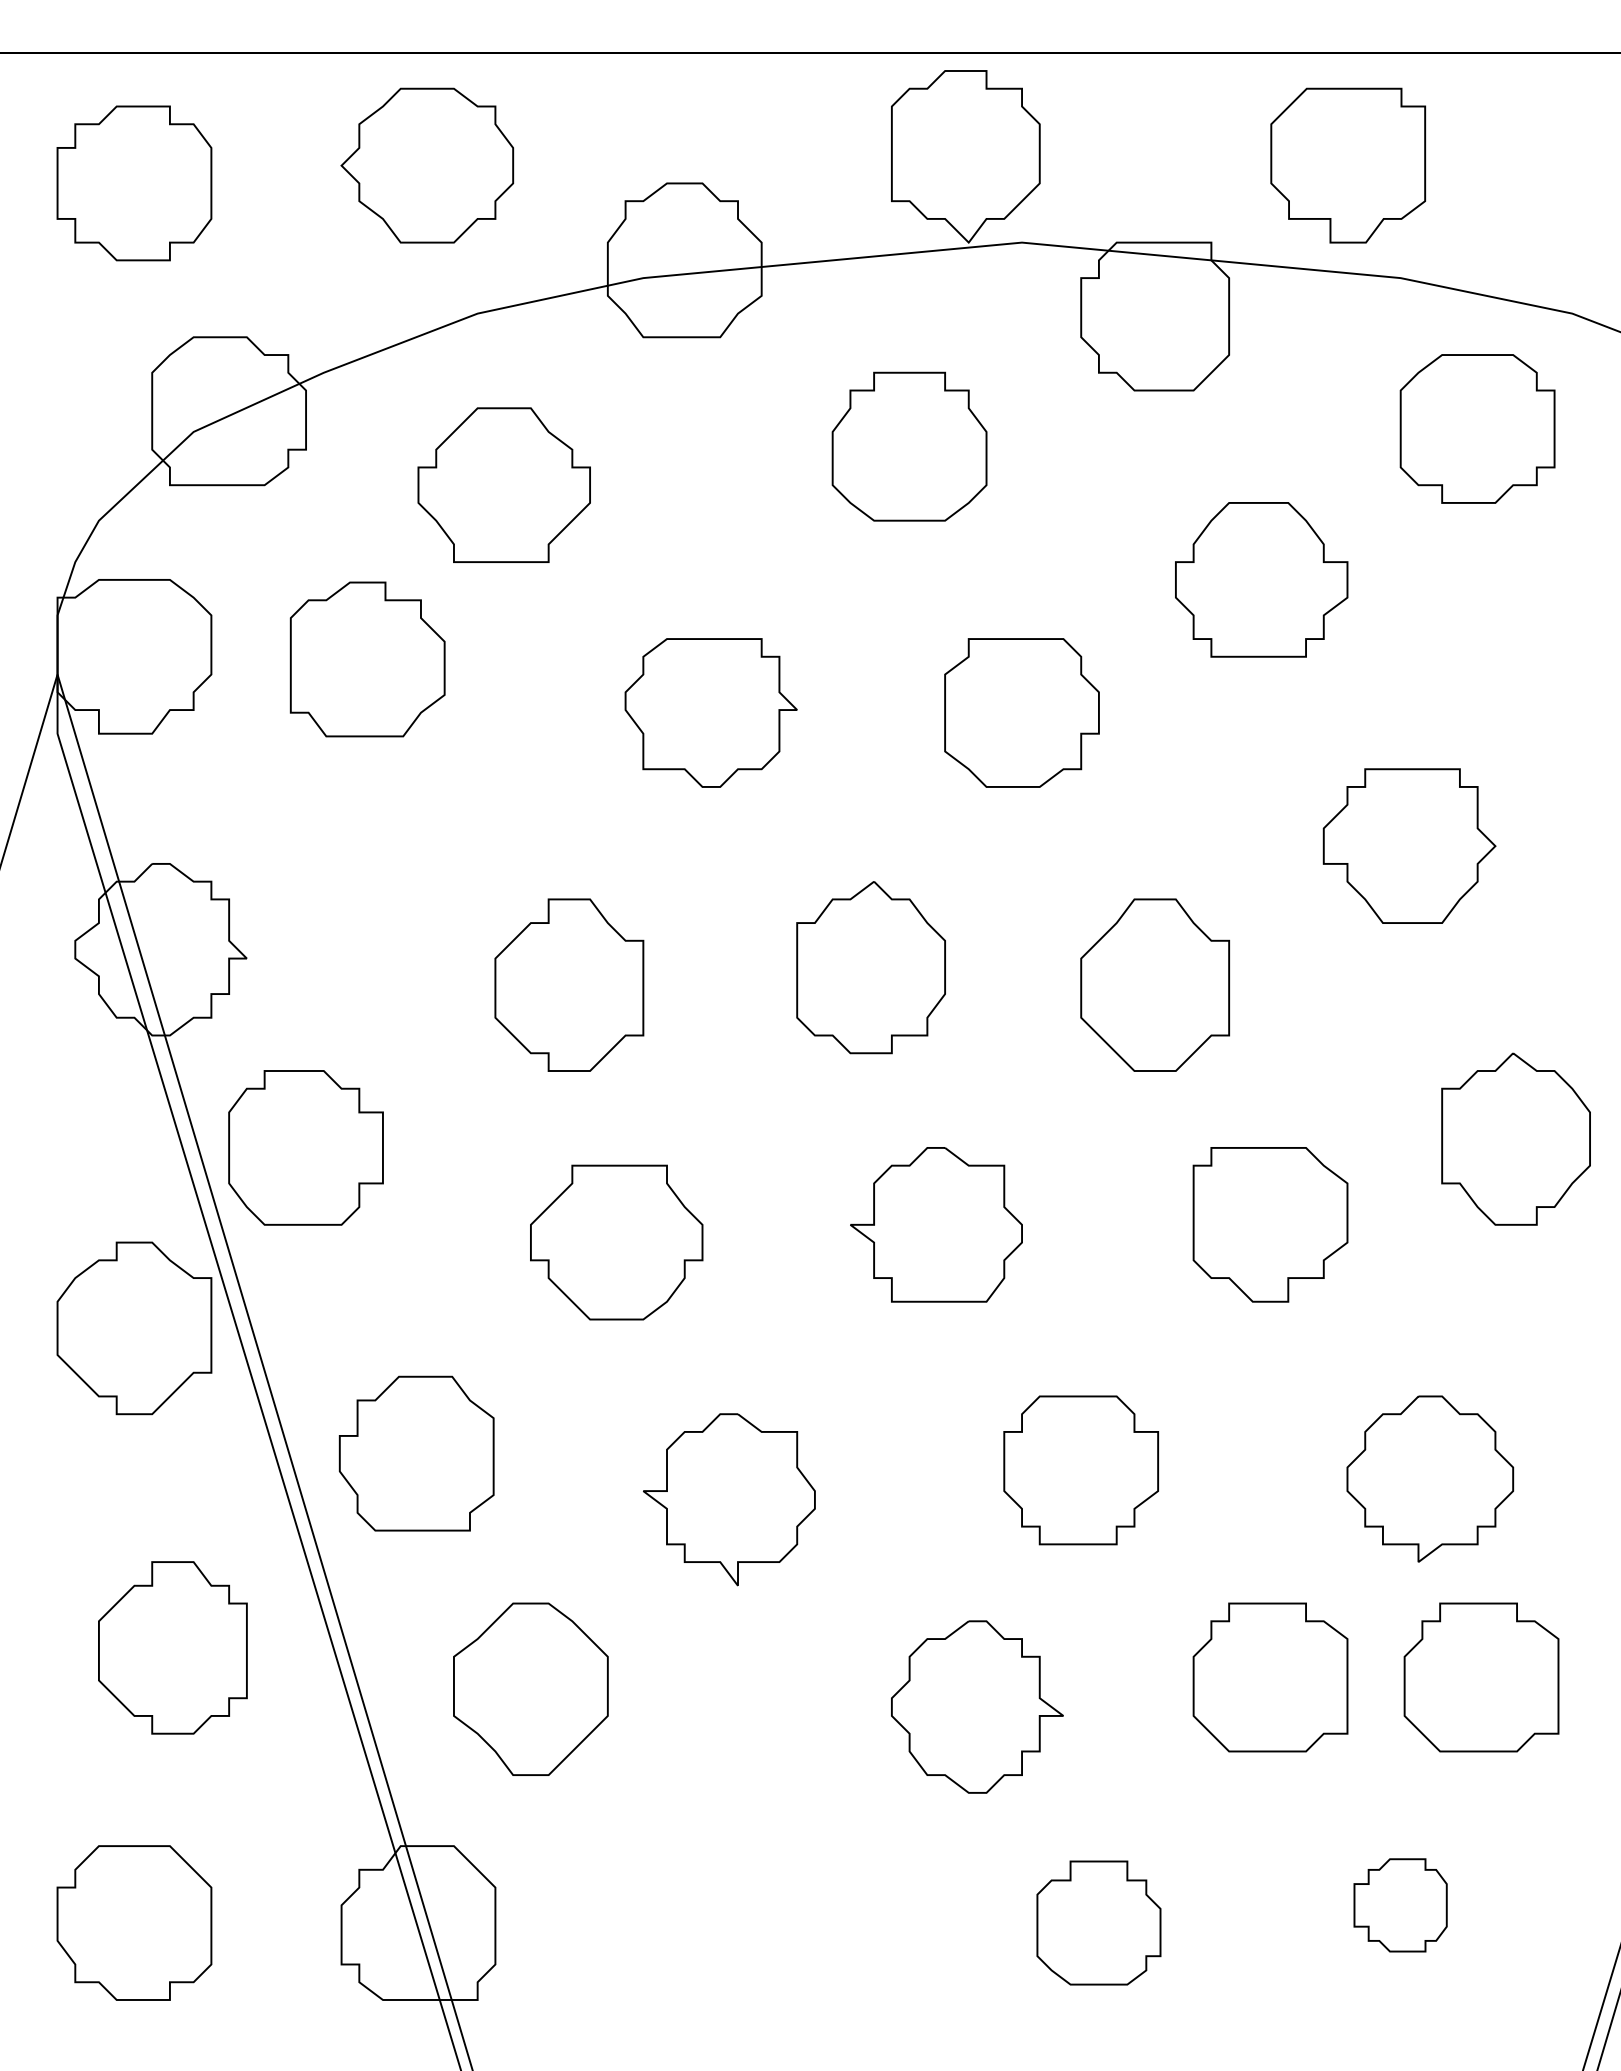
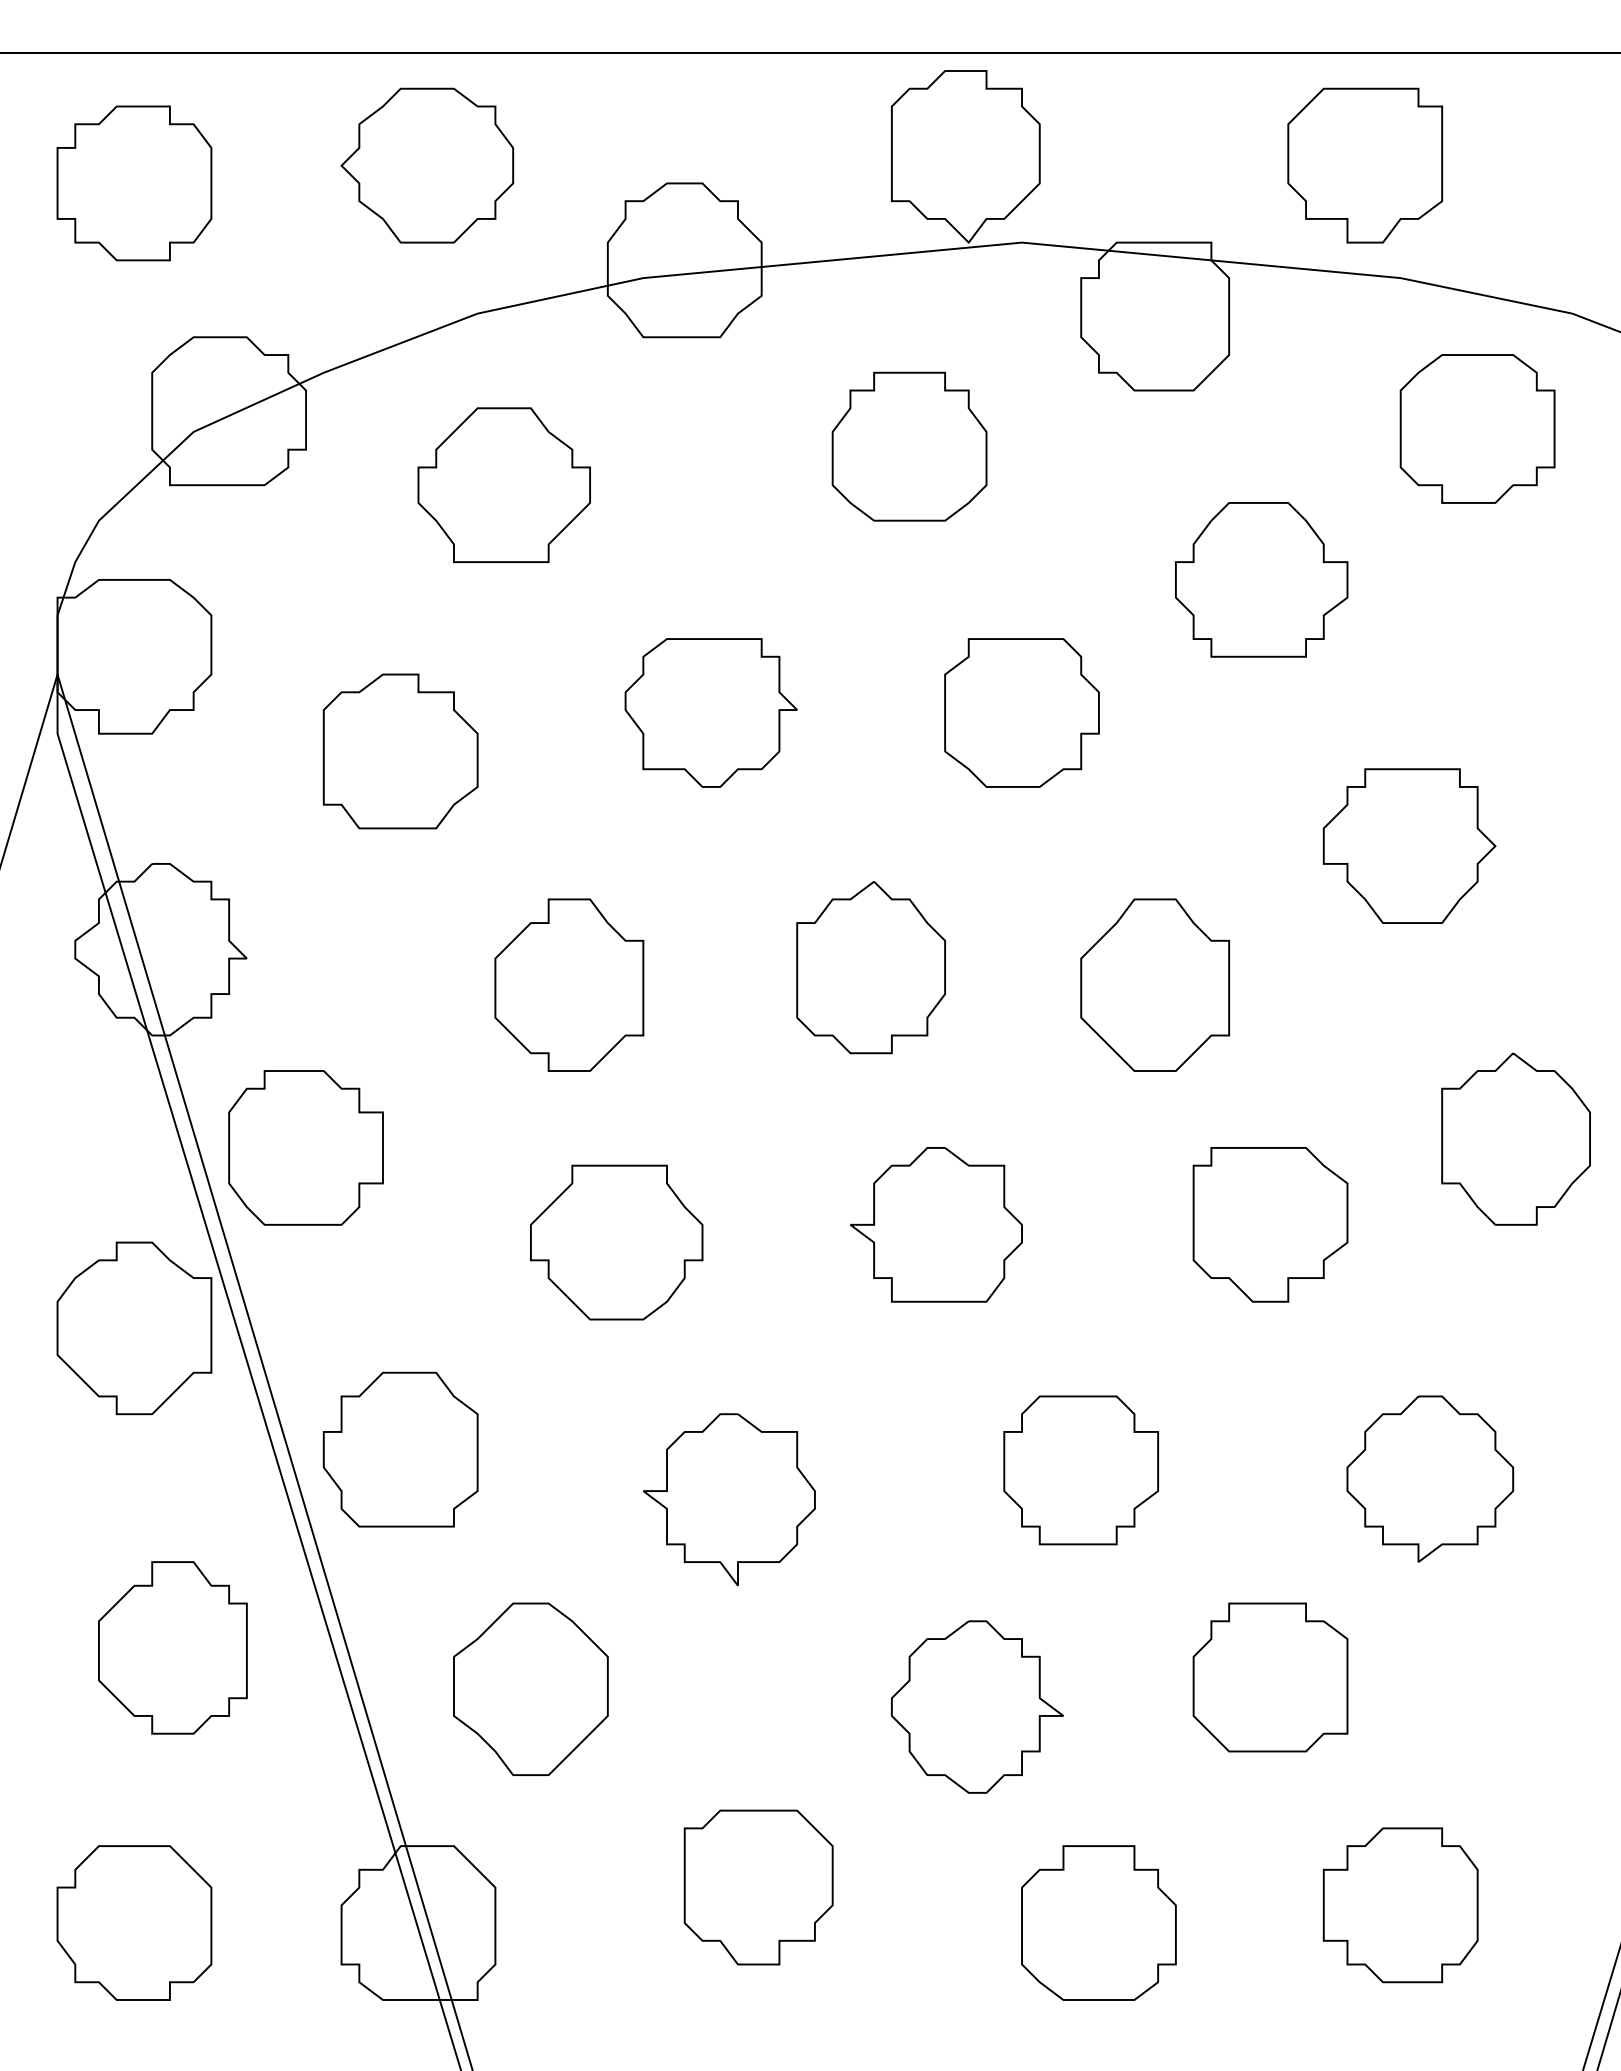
part position: (1348, 165) -> (1365, 165) (1365, 165)
part position: (367, 659) -> (400, 751) (400, 751)
part position: (416, 1453) -> (400, 1449) (400, 1449)
part: present -> none (1481, 1677)
part: none -> present (758, 1887)
part size: 95x95 px -> 157x157 px (1400, 1905)
part size: 126x126 px -> 156x156 px (1098, 1922)
